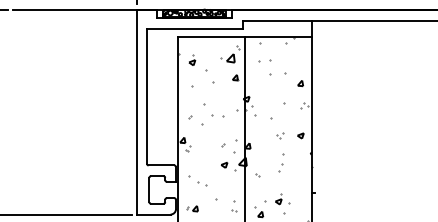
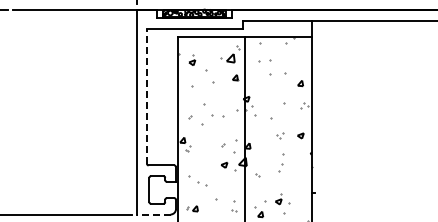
line: solid -> dashed (146, 95)
line: solid -> dashed (153, 214)
